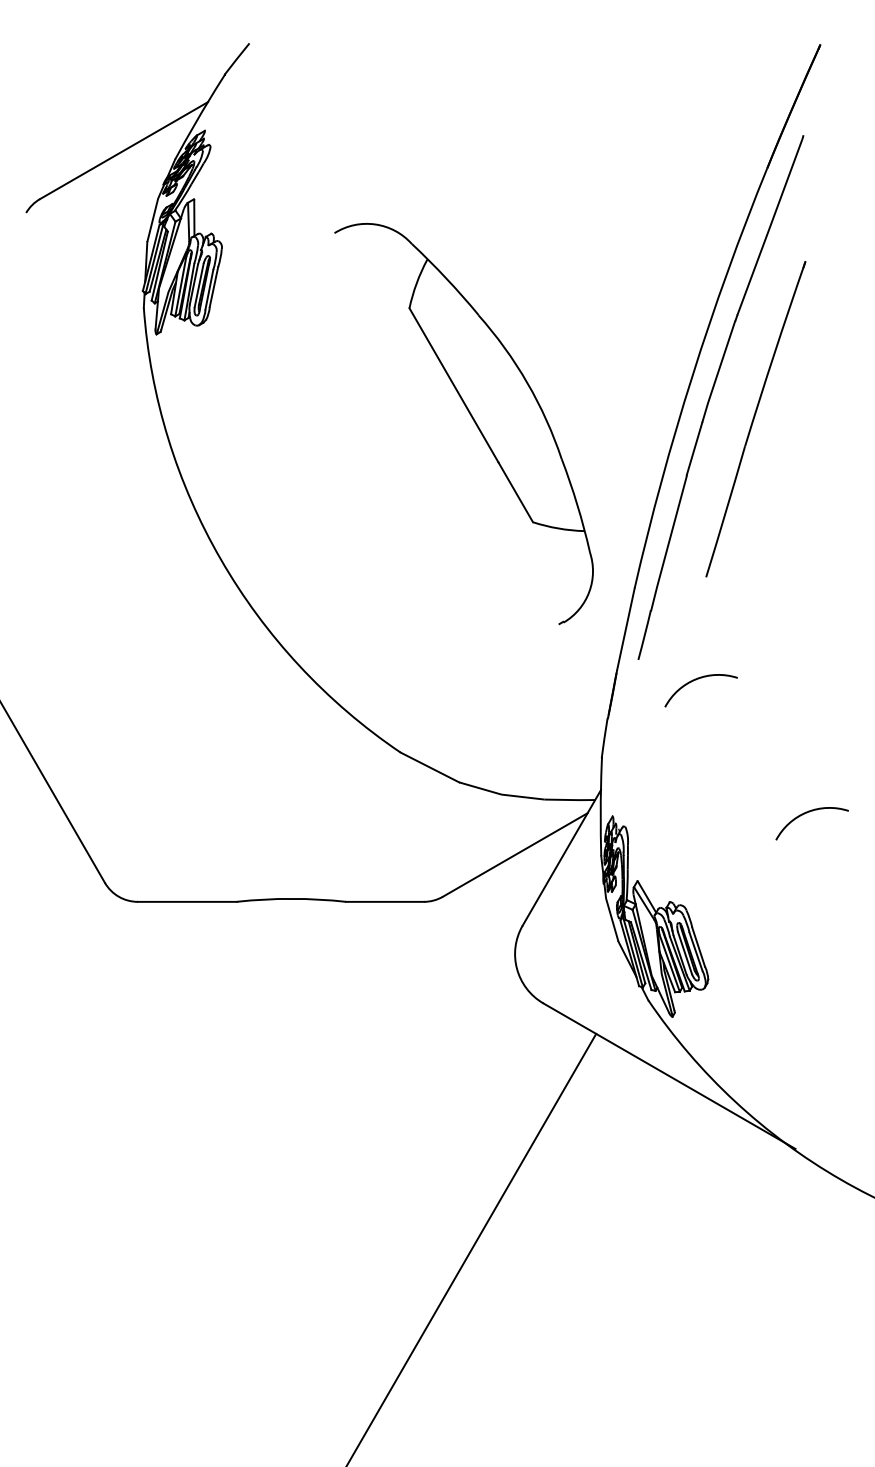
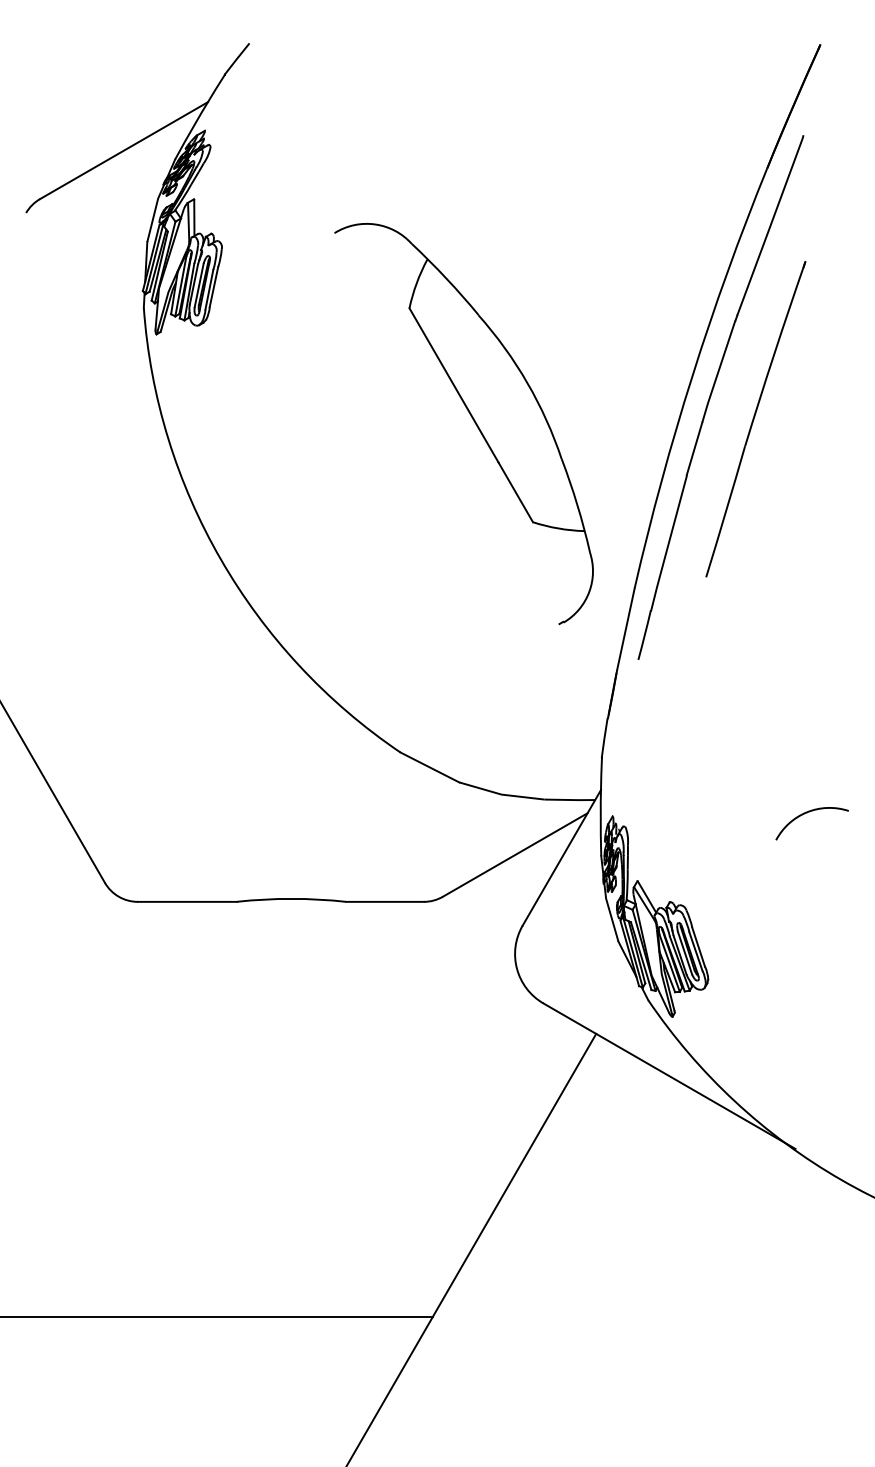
arc: present -> none (696, 680)
line: none -> present (217, 1317)
